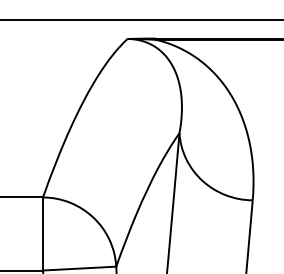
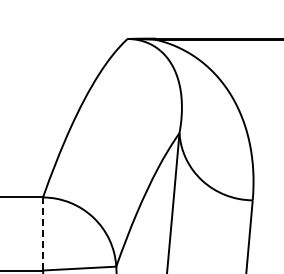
line: present -> none (141, 20)
line: solid -> dashed (43, 234)
